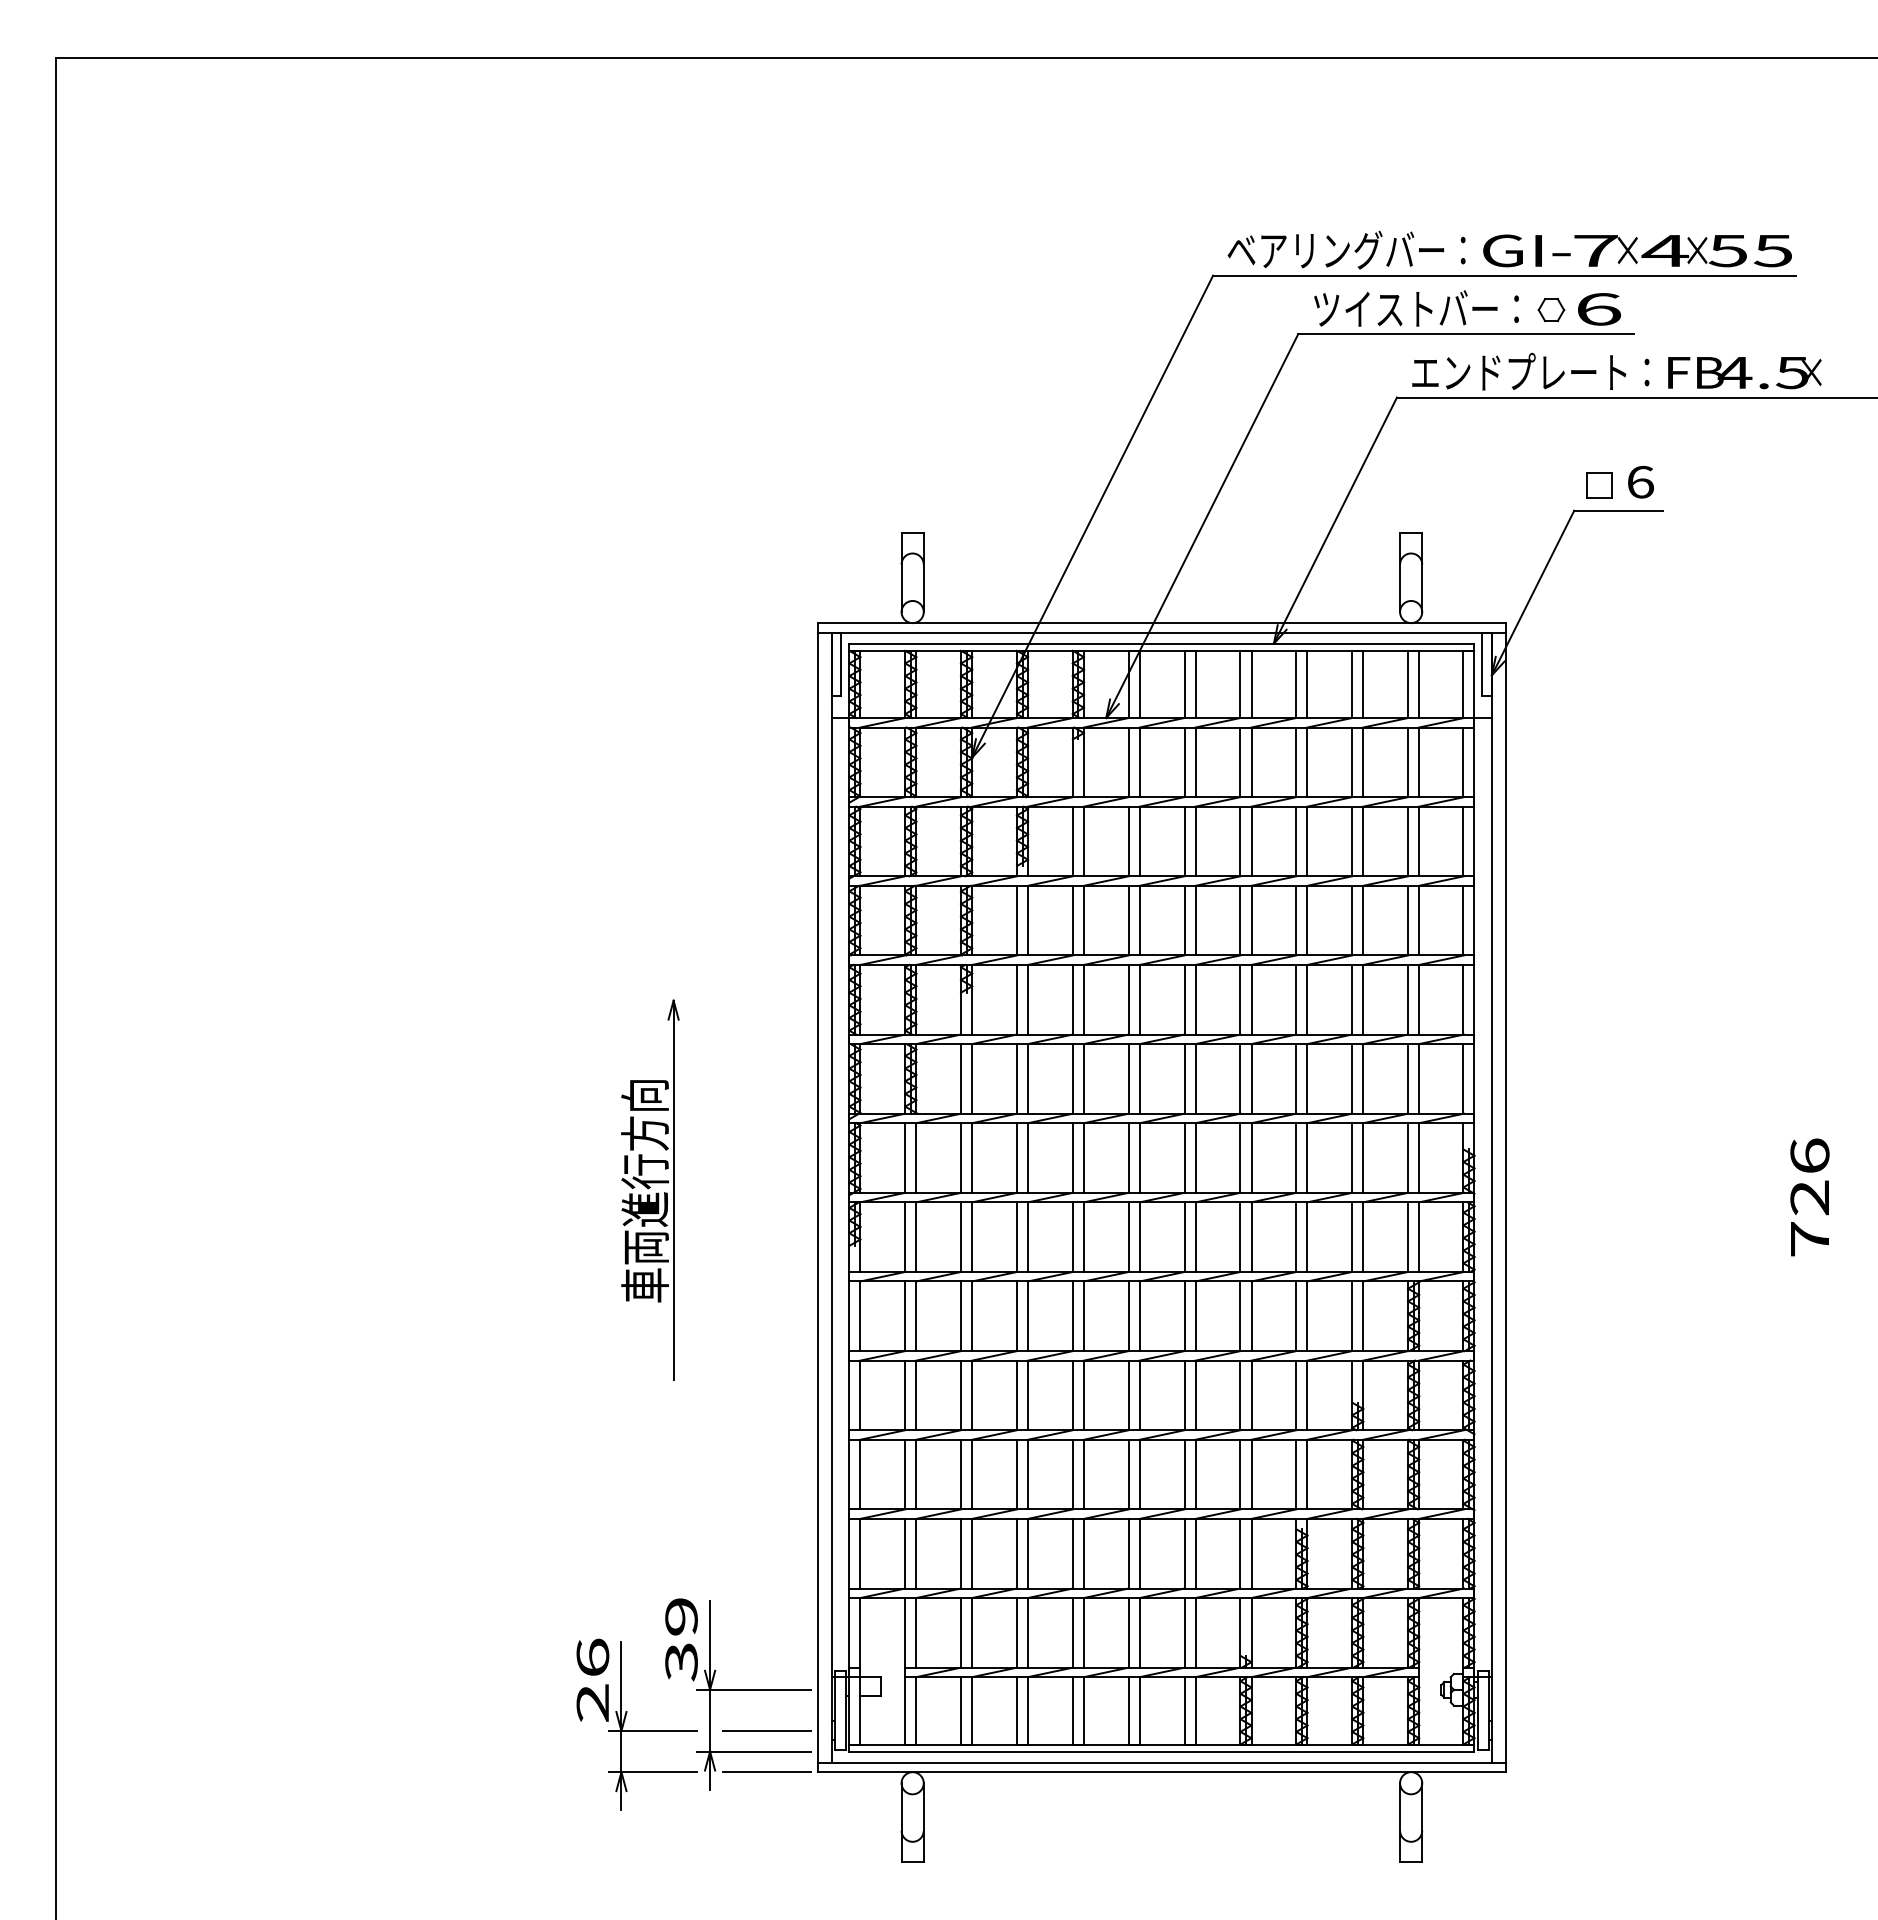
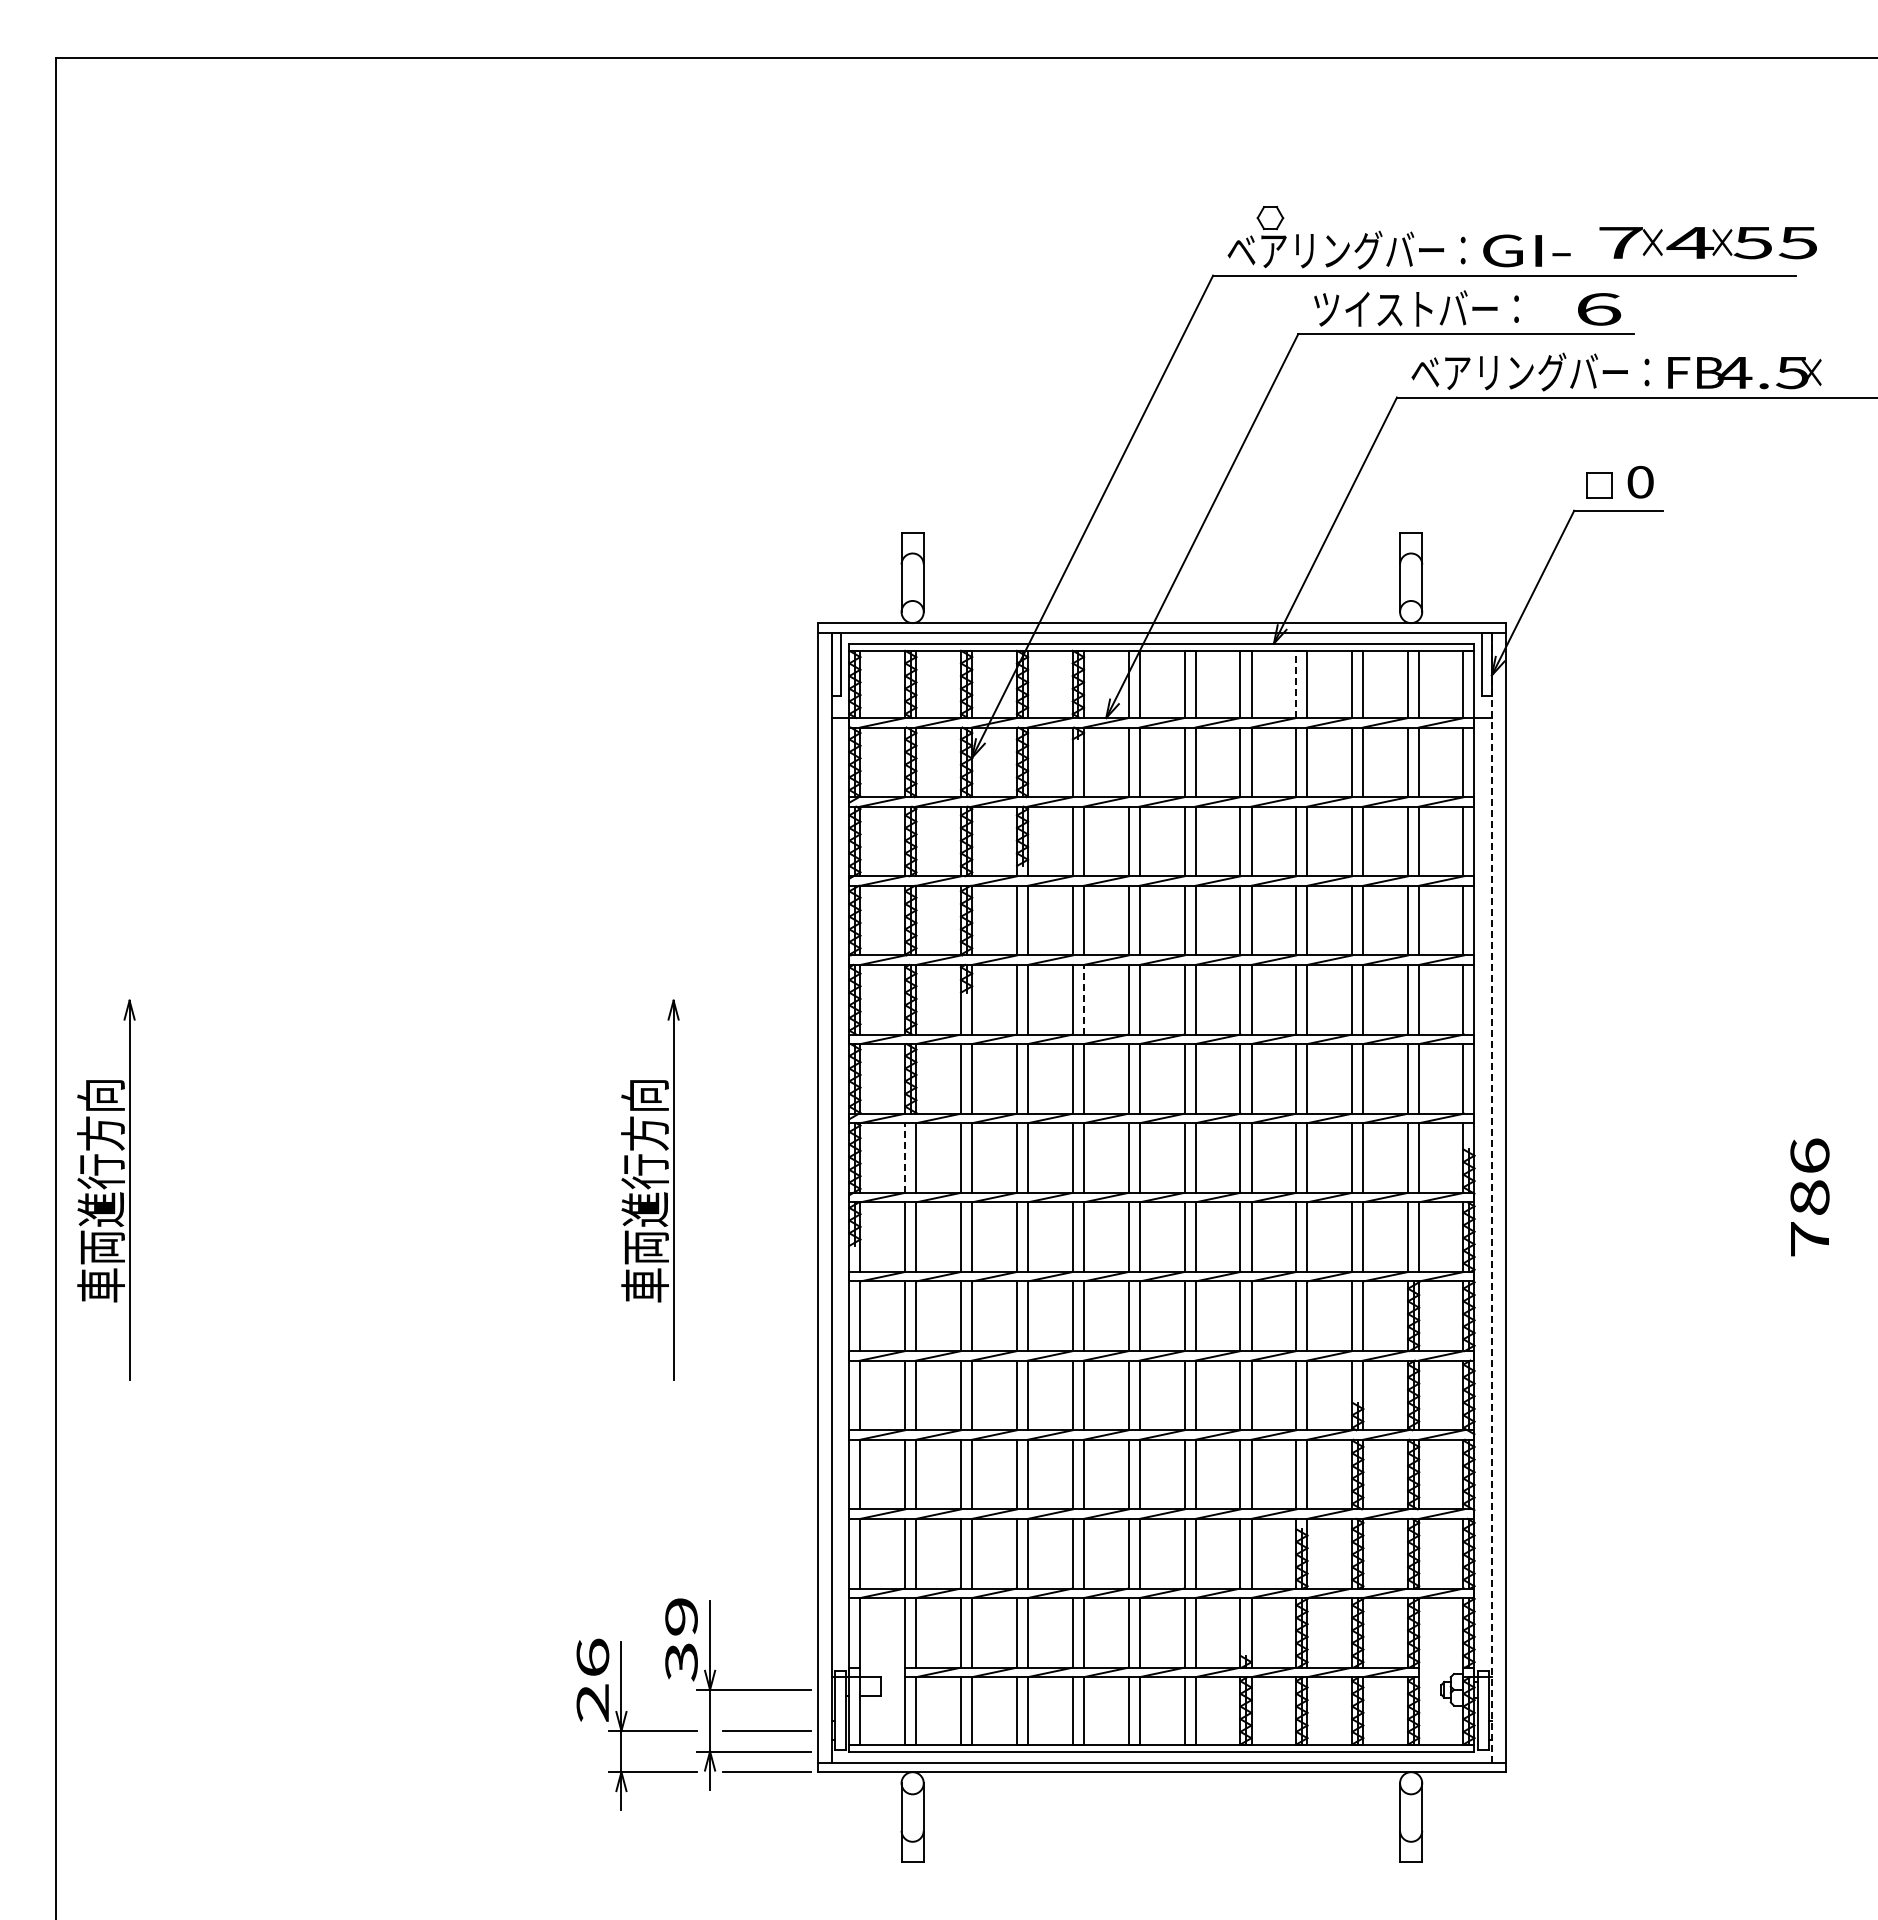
text position: (1682, 251) -> (1707, 243) (1707, 243)
part position: (1551, 309) -> (1270, 217) (1270, 217)
text: エンドプレート： -> ベアリングバー： (1519, 371)
text: 6 -> 0 (1640, 481)
line: solid -> dashed (1296, 684)
line: solid -> dashed (1083, 999)
line: solid -> dashed (905, 1158)
part: none -> present (106, 1189)
line: solid -> dashed (1491, 1197)
text: 726 -> 786 (1809, 1197)
